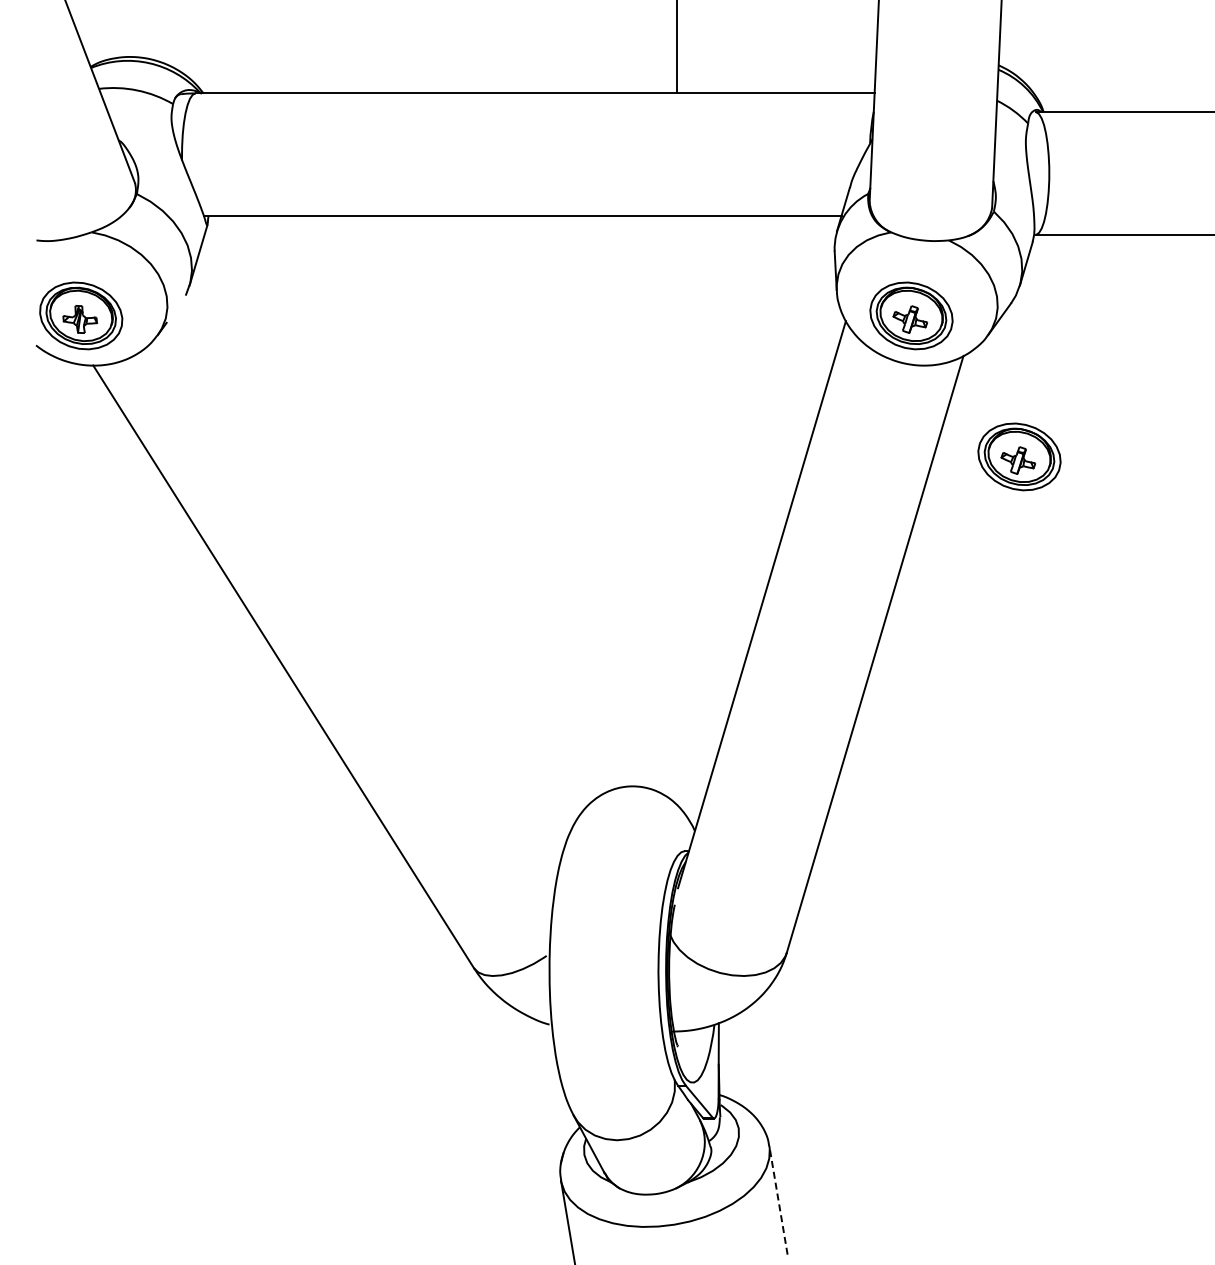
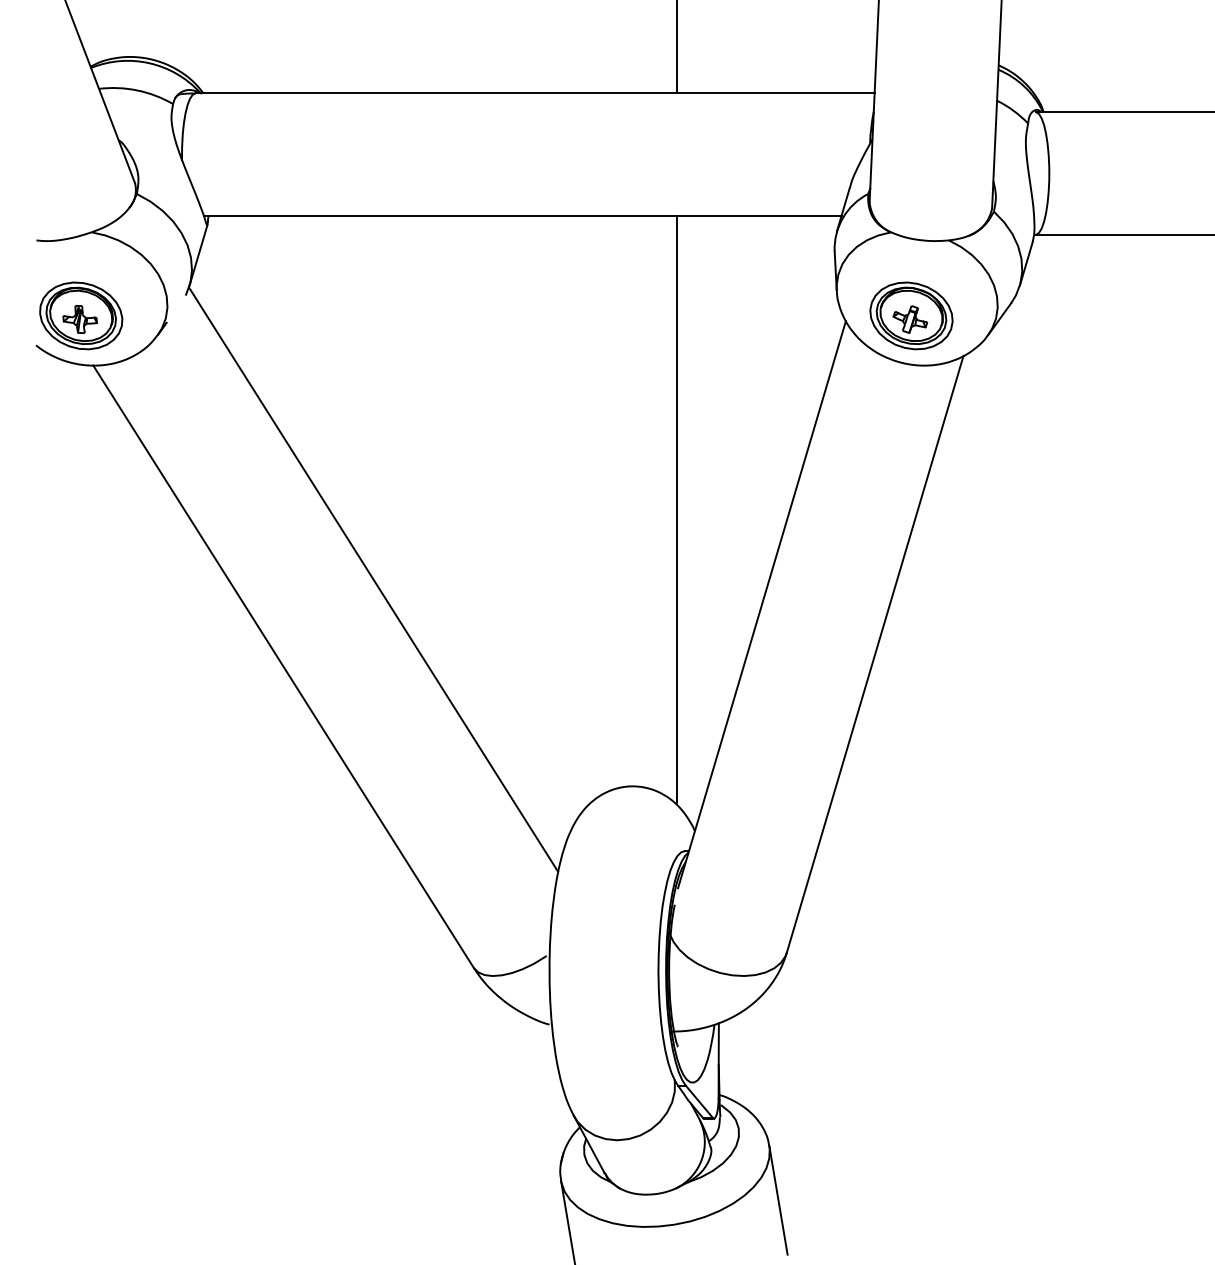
part: present -> none (1019, 456)
line: none -> present (676, 510)
line: none -> present (373, 579)
line: dashed -> solid (778, 1199)
